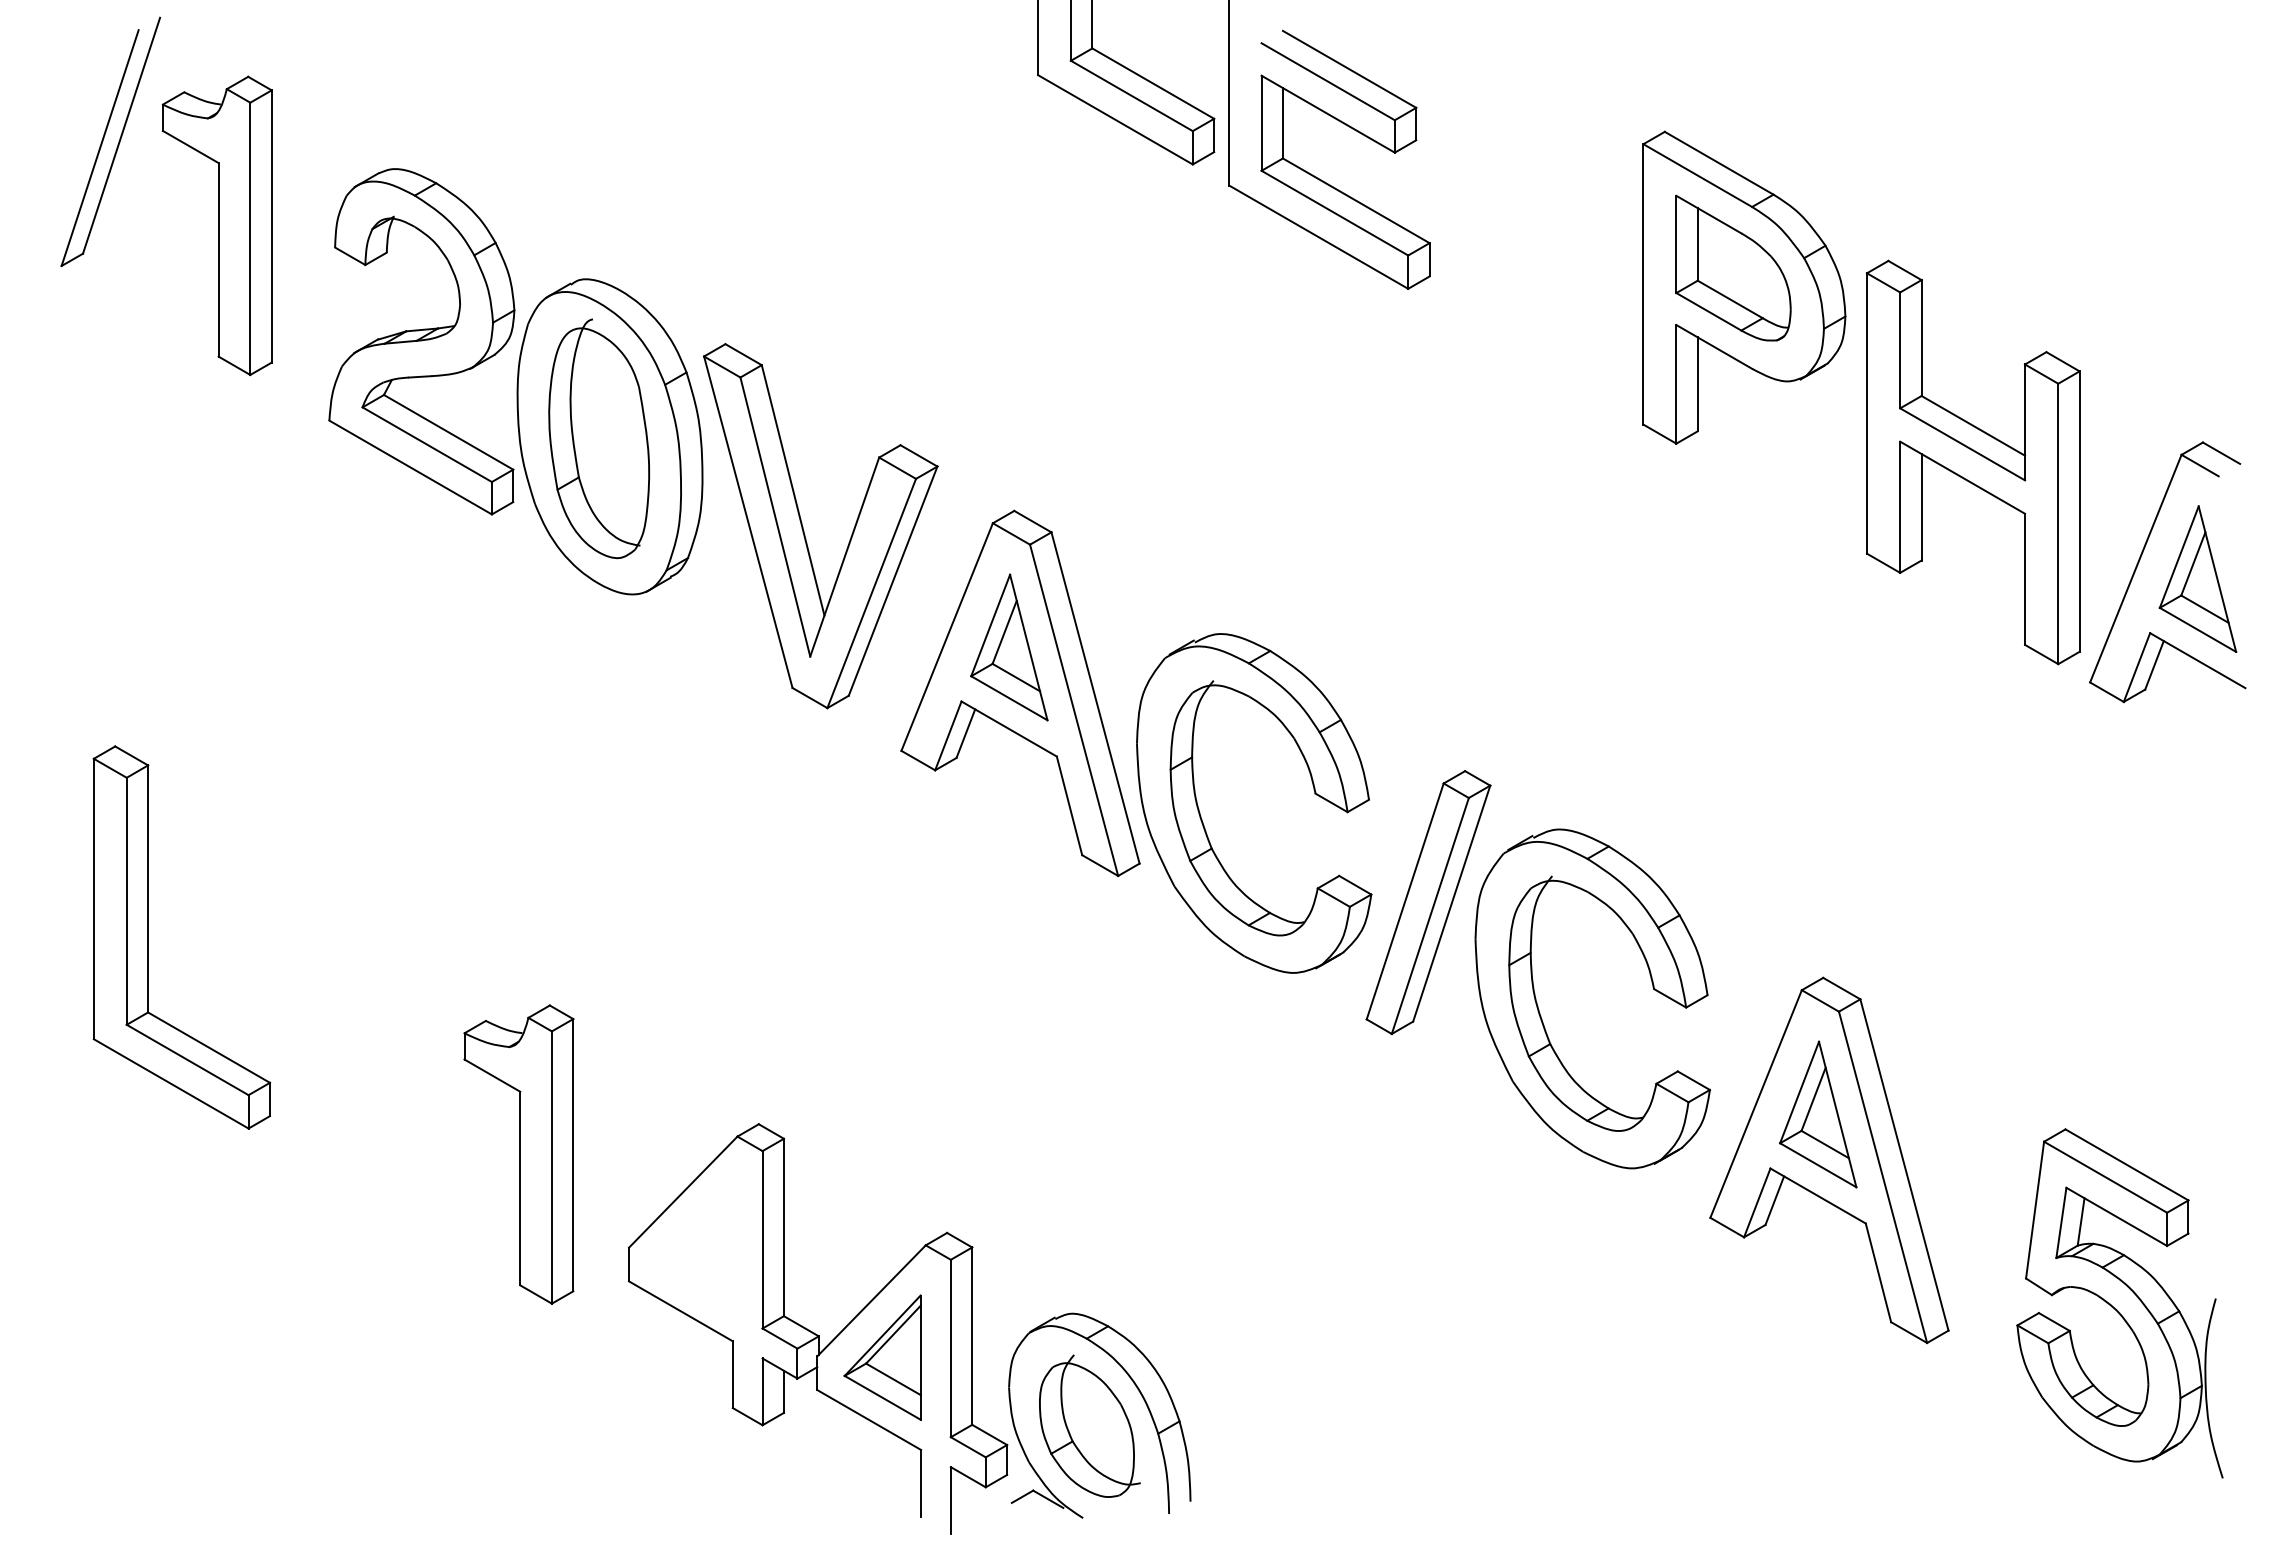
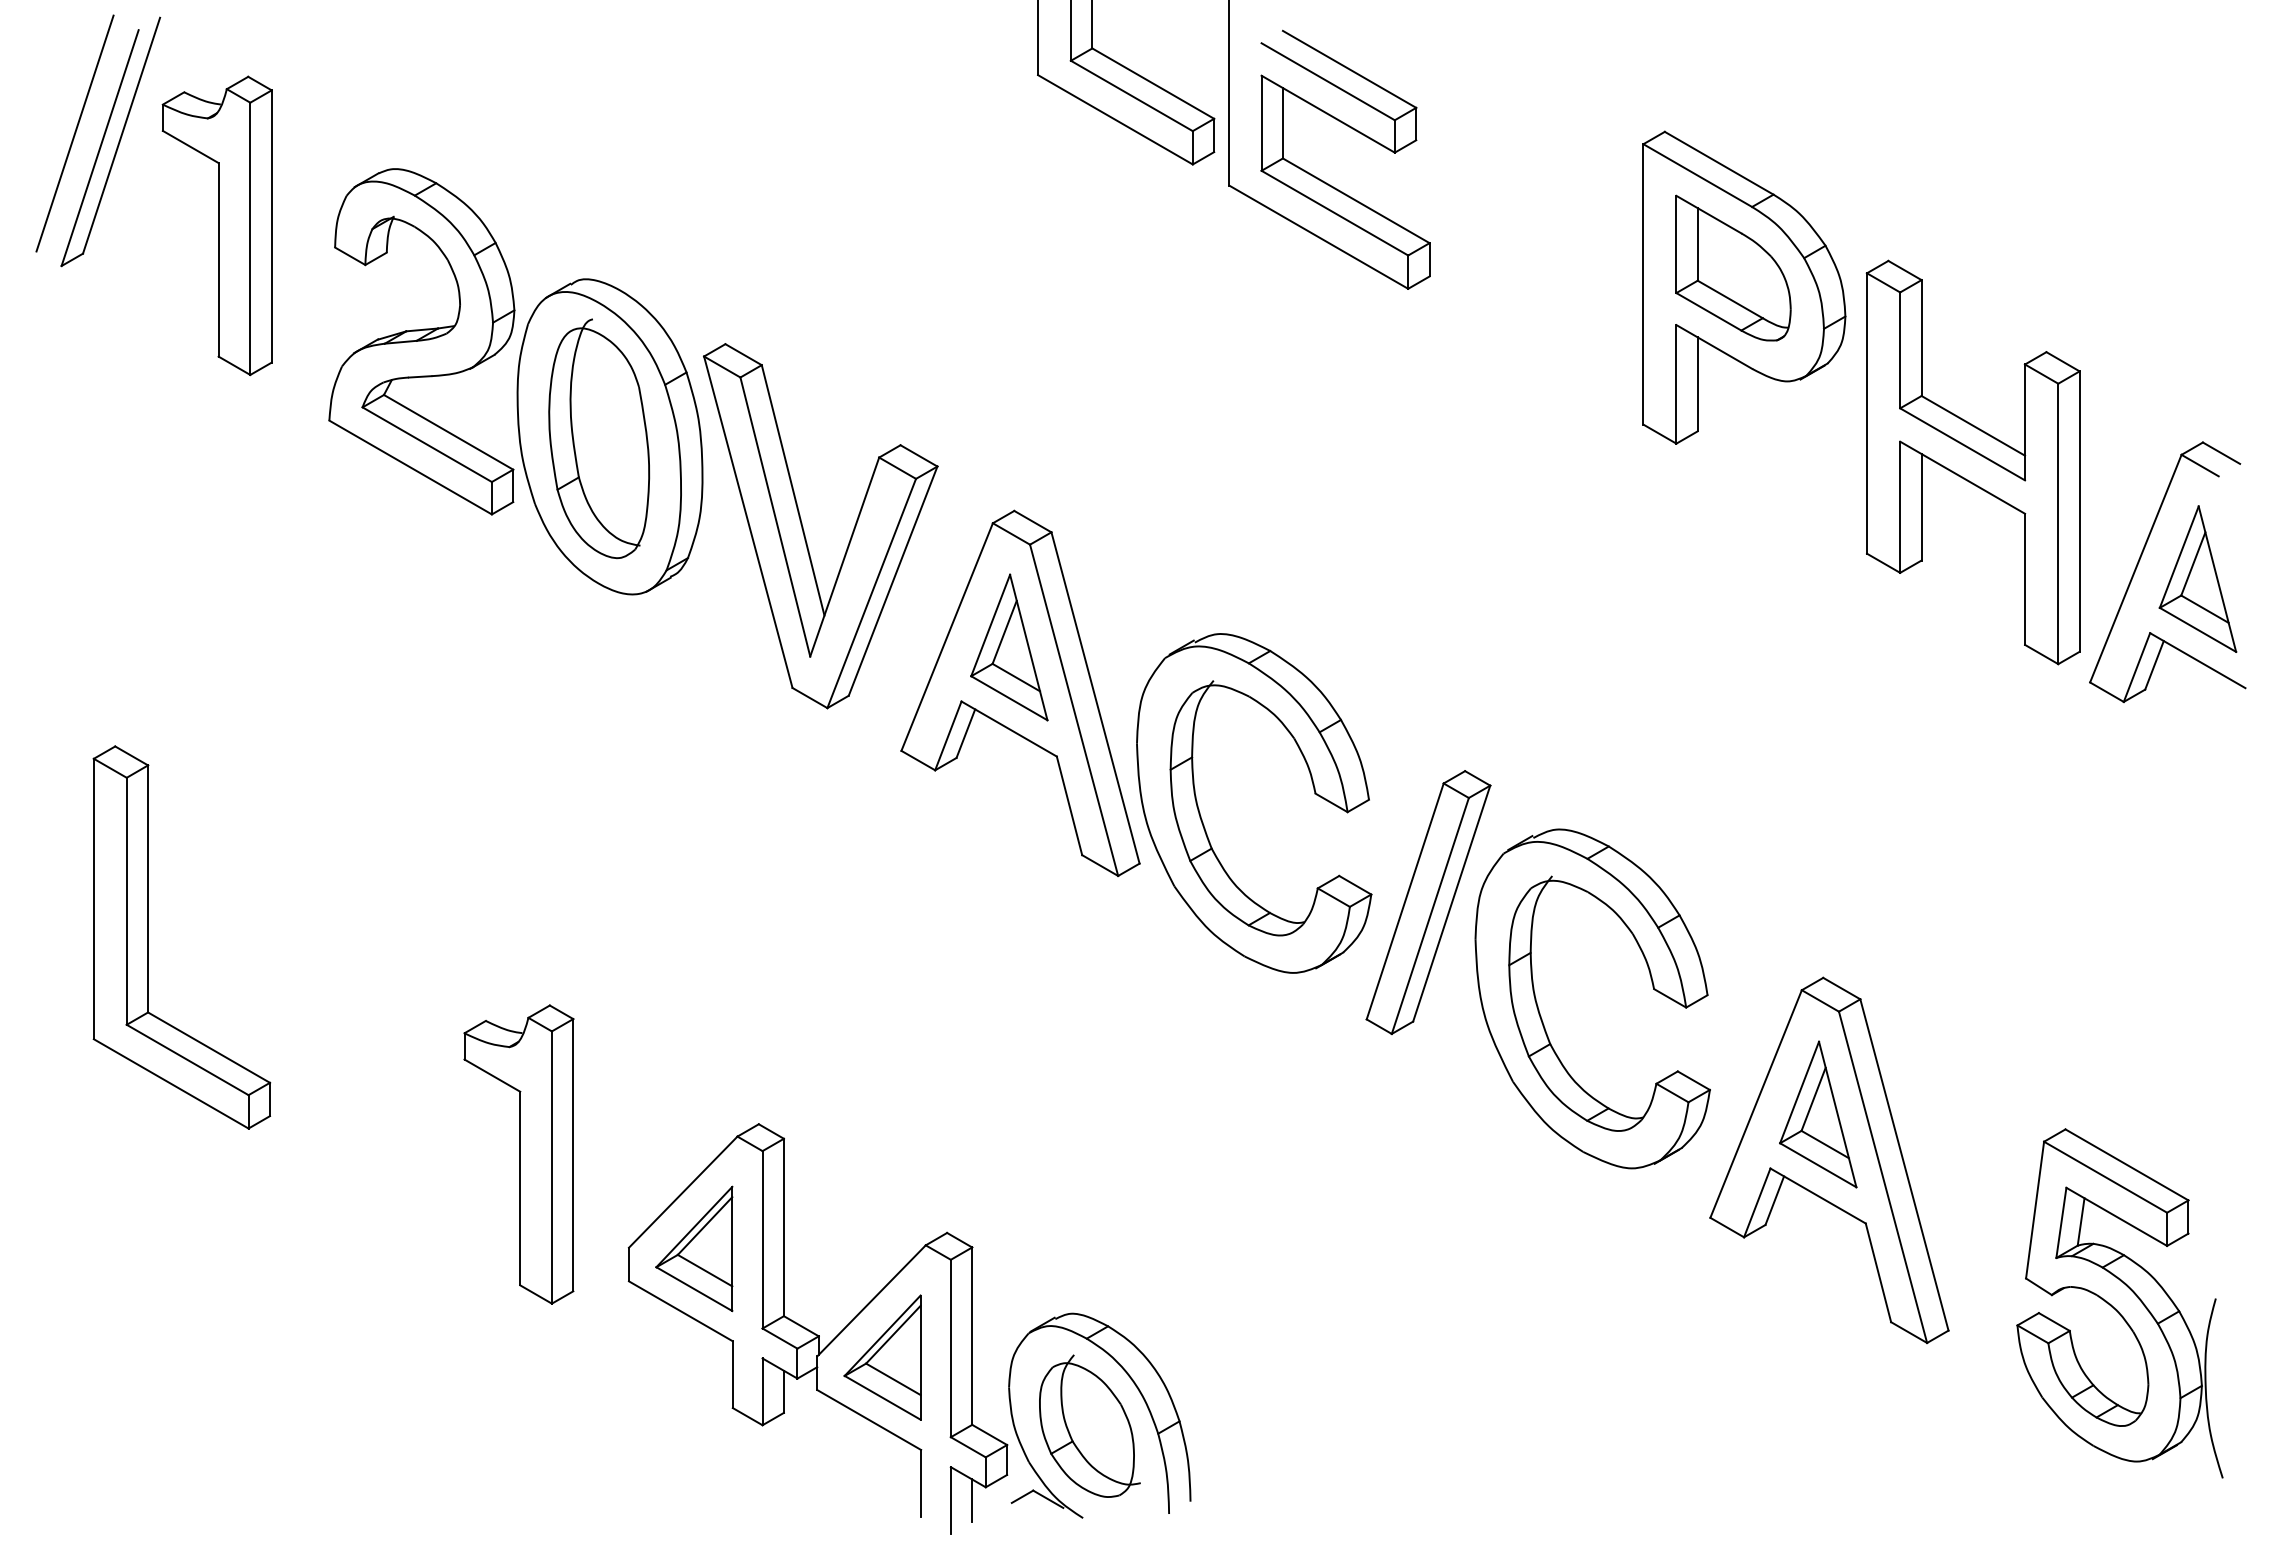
line: none -> present (74, 133)
part: none -> present (694, 1248)
line: none -> present (972, 1500)
